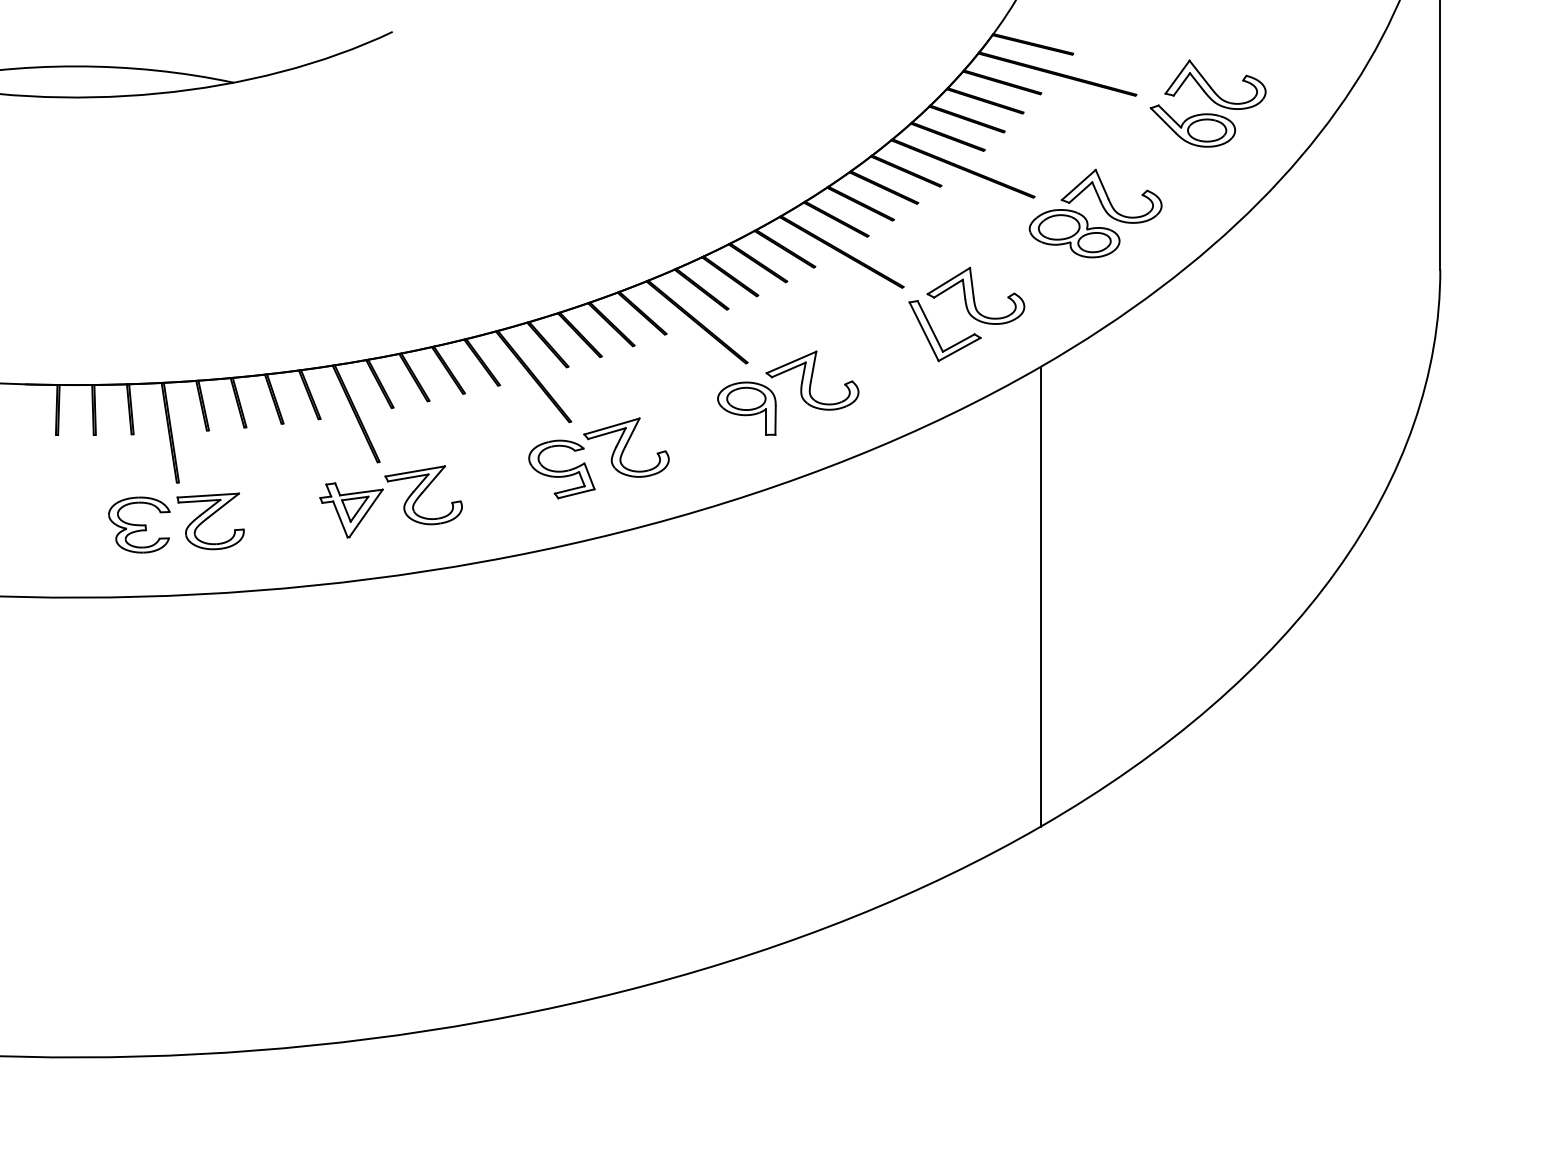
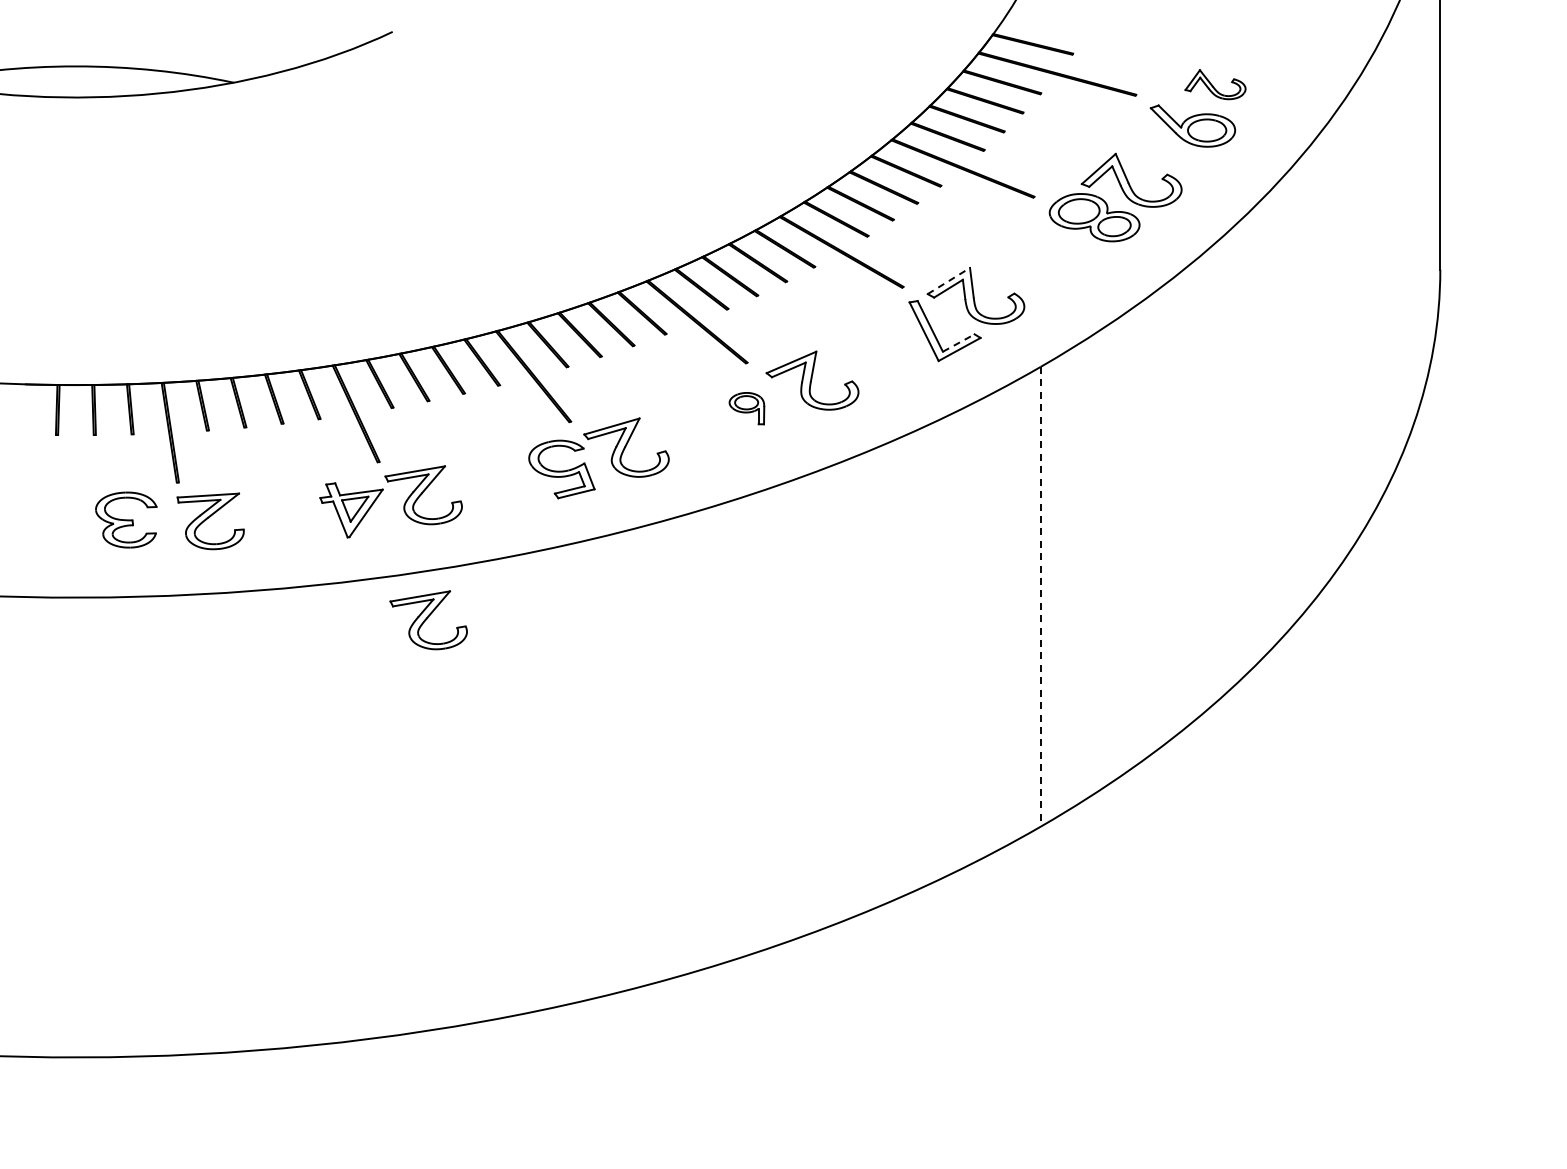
part size: 103x51 px -> 63x32 px (1215, 84)
part position: (1103, 209) -> (1123, 193) (1123, 193)
line: solid -> dashed (948, 281)
line: solid -> dashed (959, 342)
part size: 60x55 px -> 38x34 px (746, 408)
part position: (139, 524) -> (126, 519) (126, 519)
line: solid -> dashed (1040, 596)
part: none -> present (428, 620)
